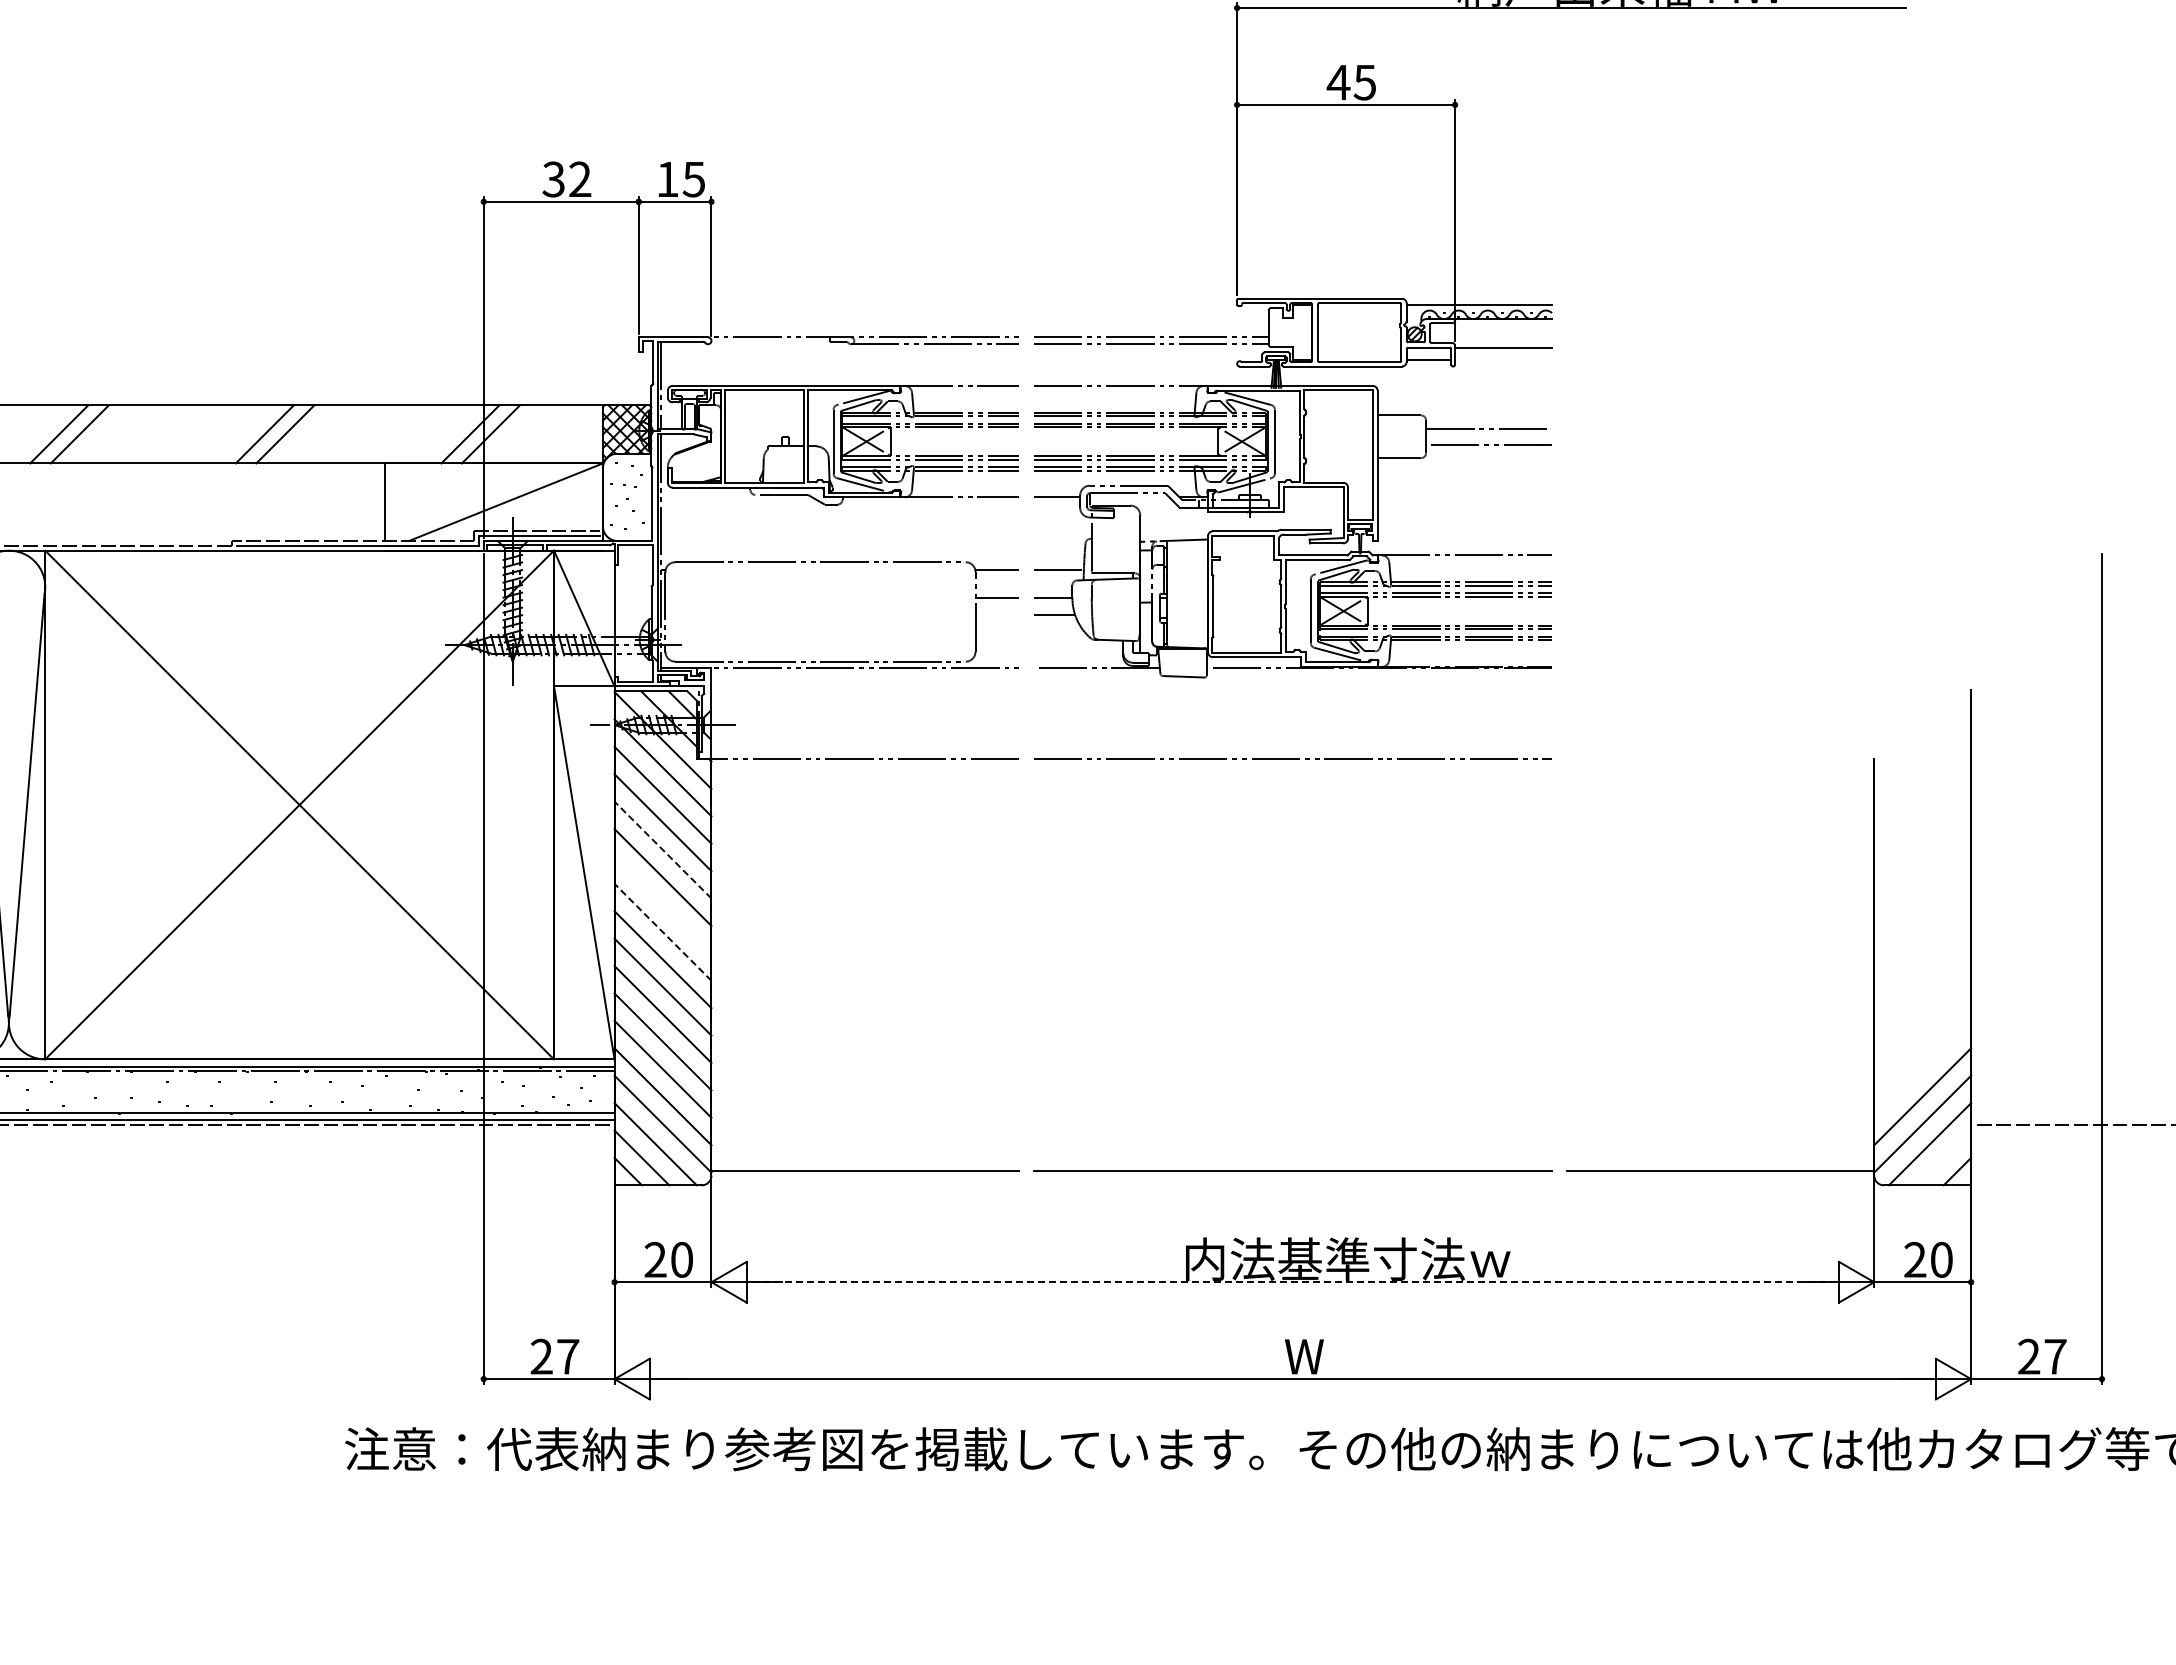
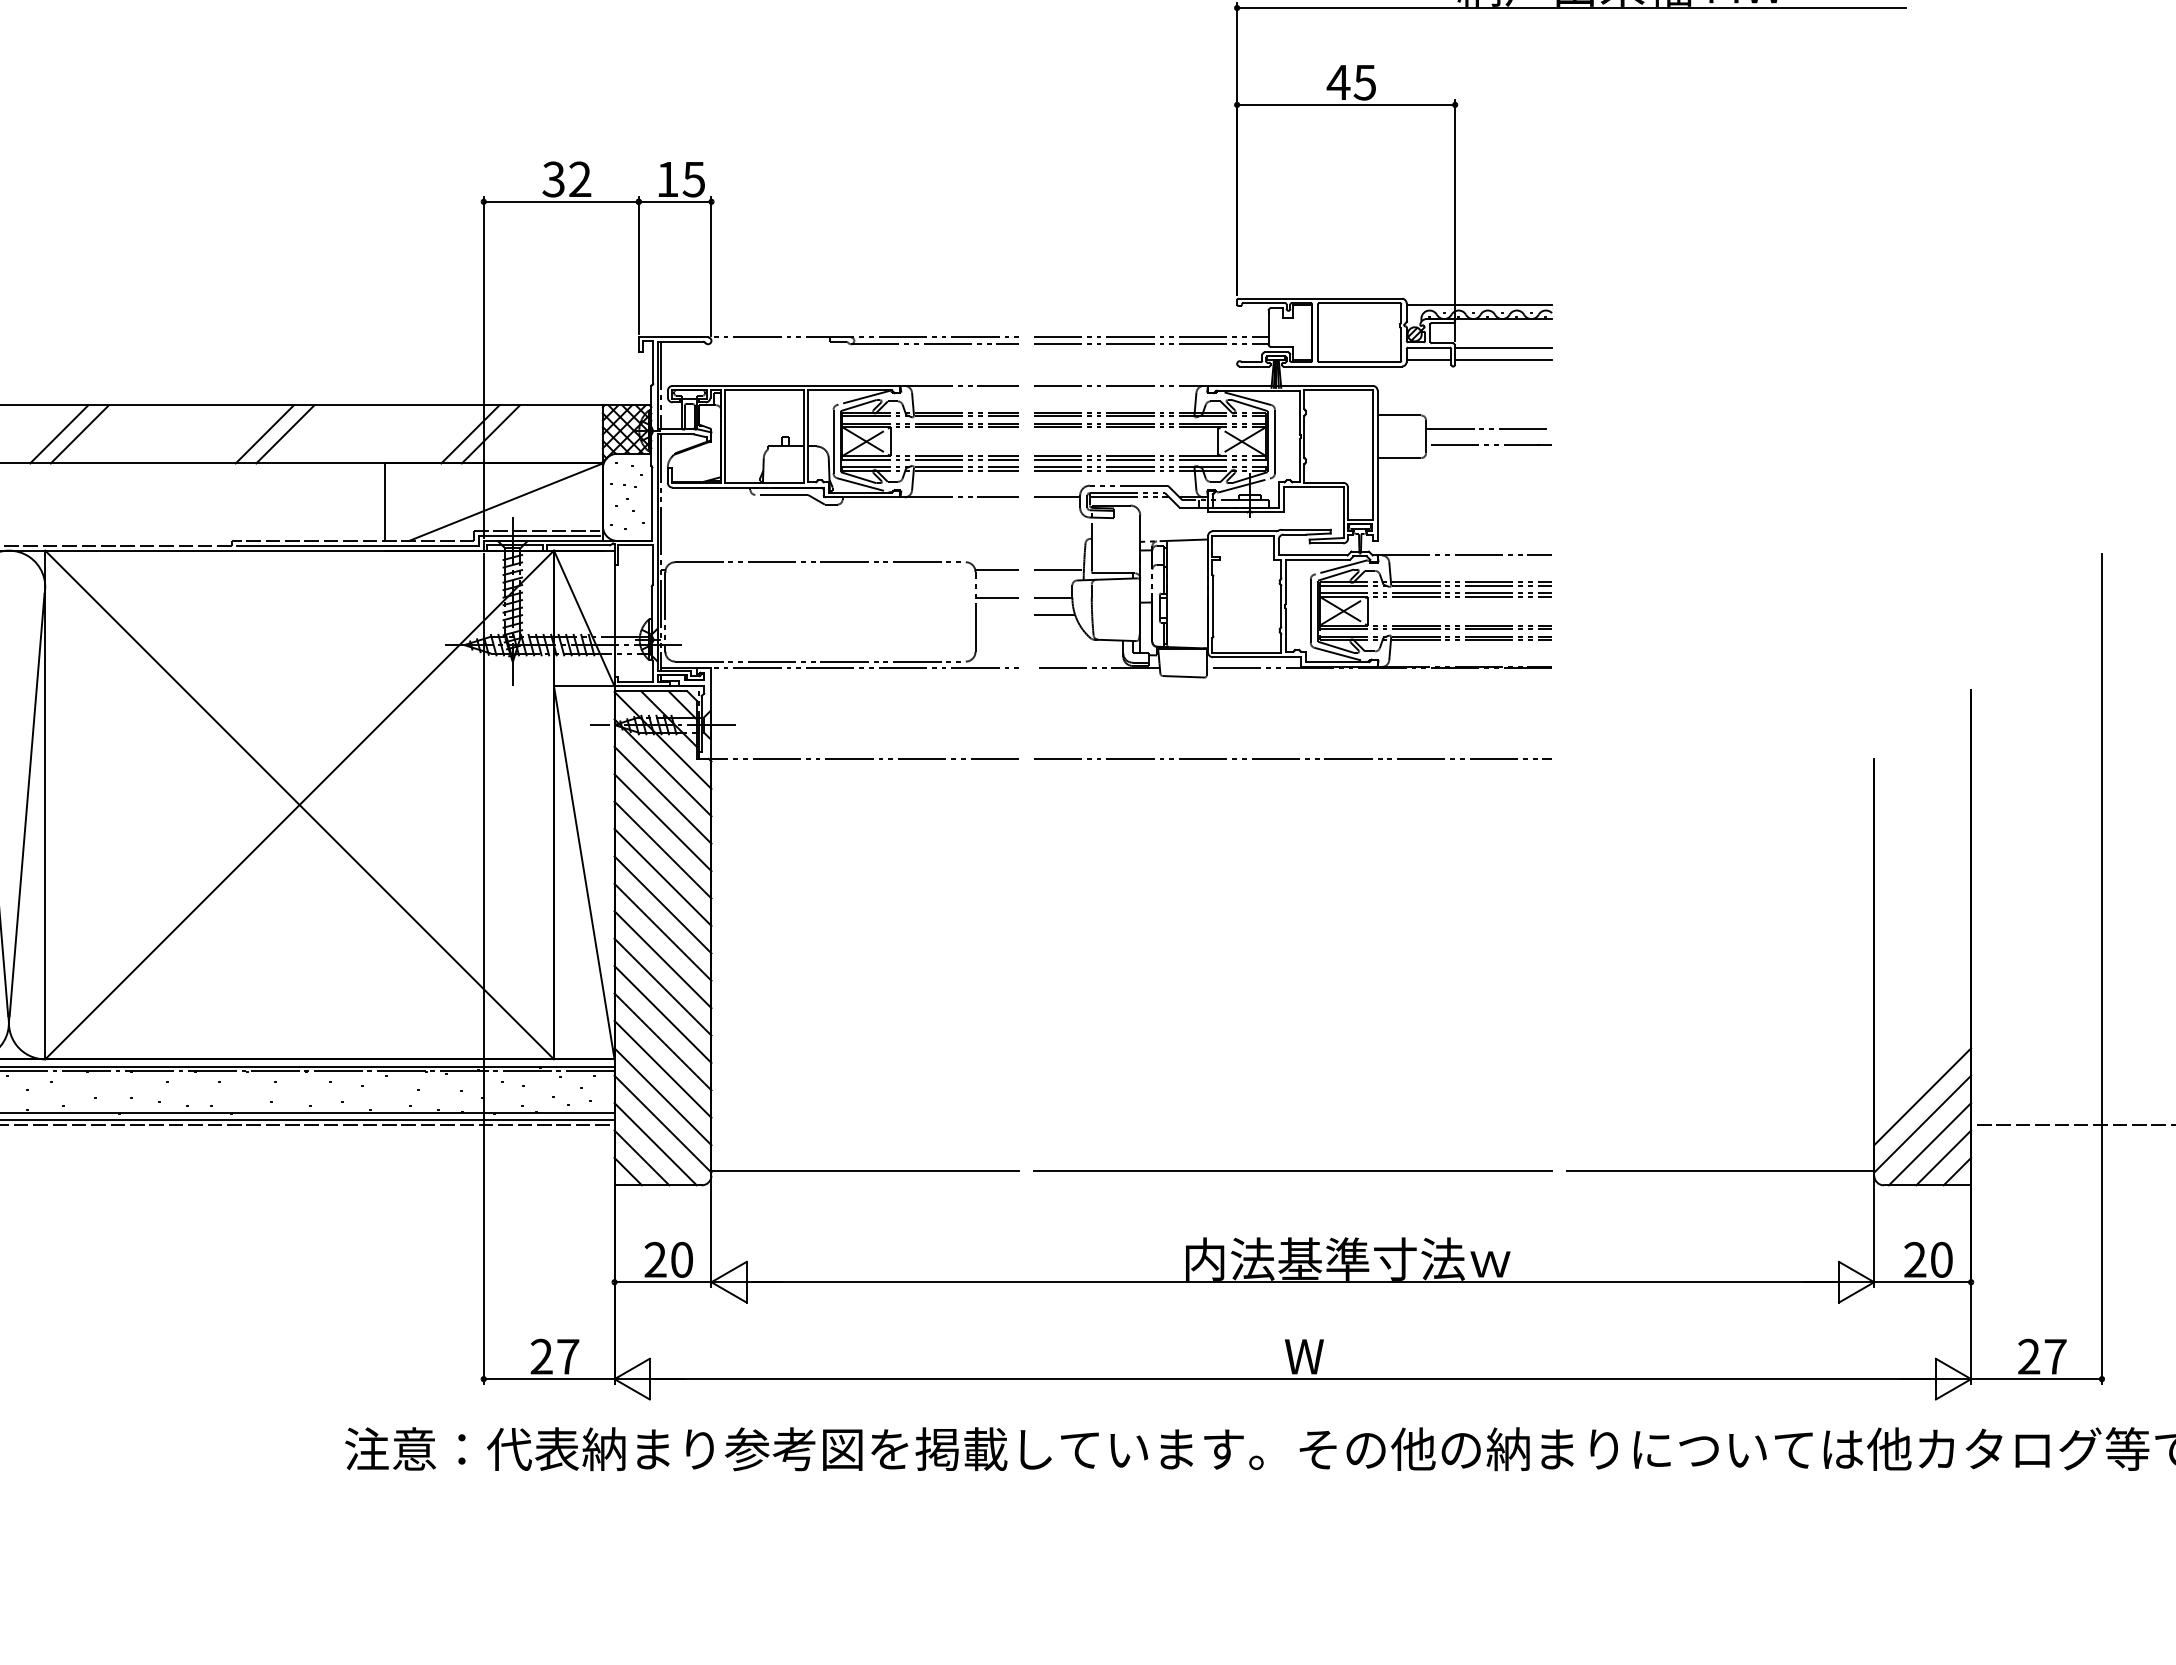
line: none -> present (1503, 360)
line: none -> present (1129, 497)
line: dashed -> solid (663, 850)
line: none -> present (662, 904)
line: dashed -> solid (663, 932)
line: none -> present (1943, 1157)
line: dashed -> solid (1292, 1282)
